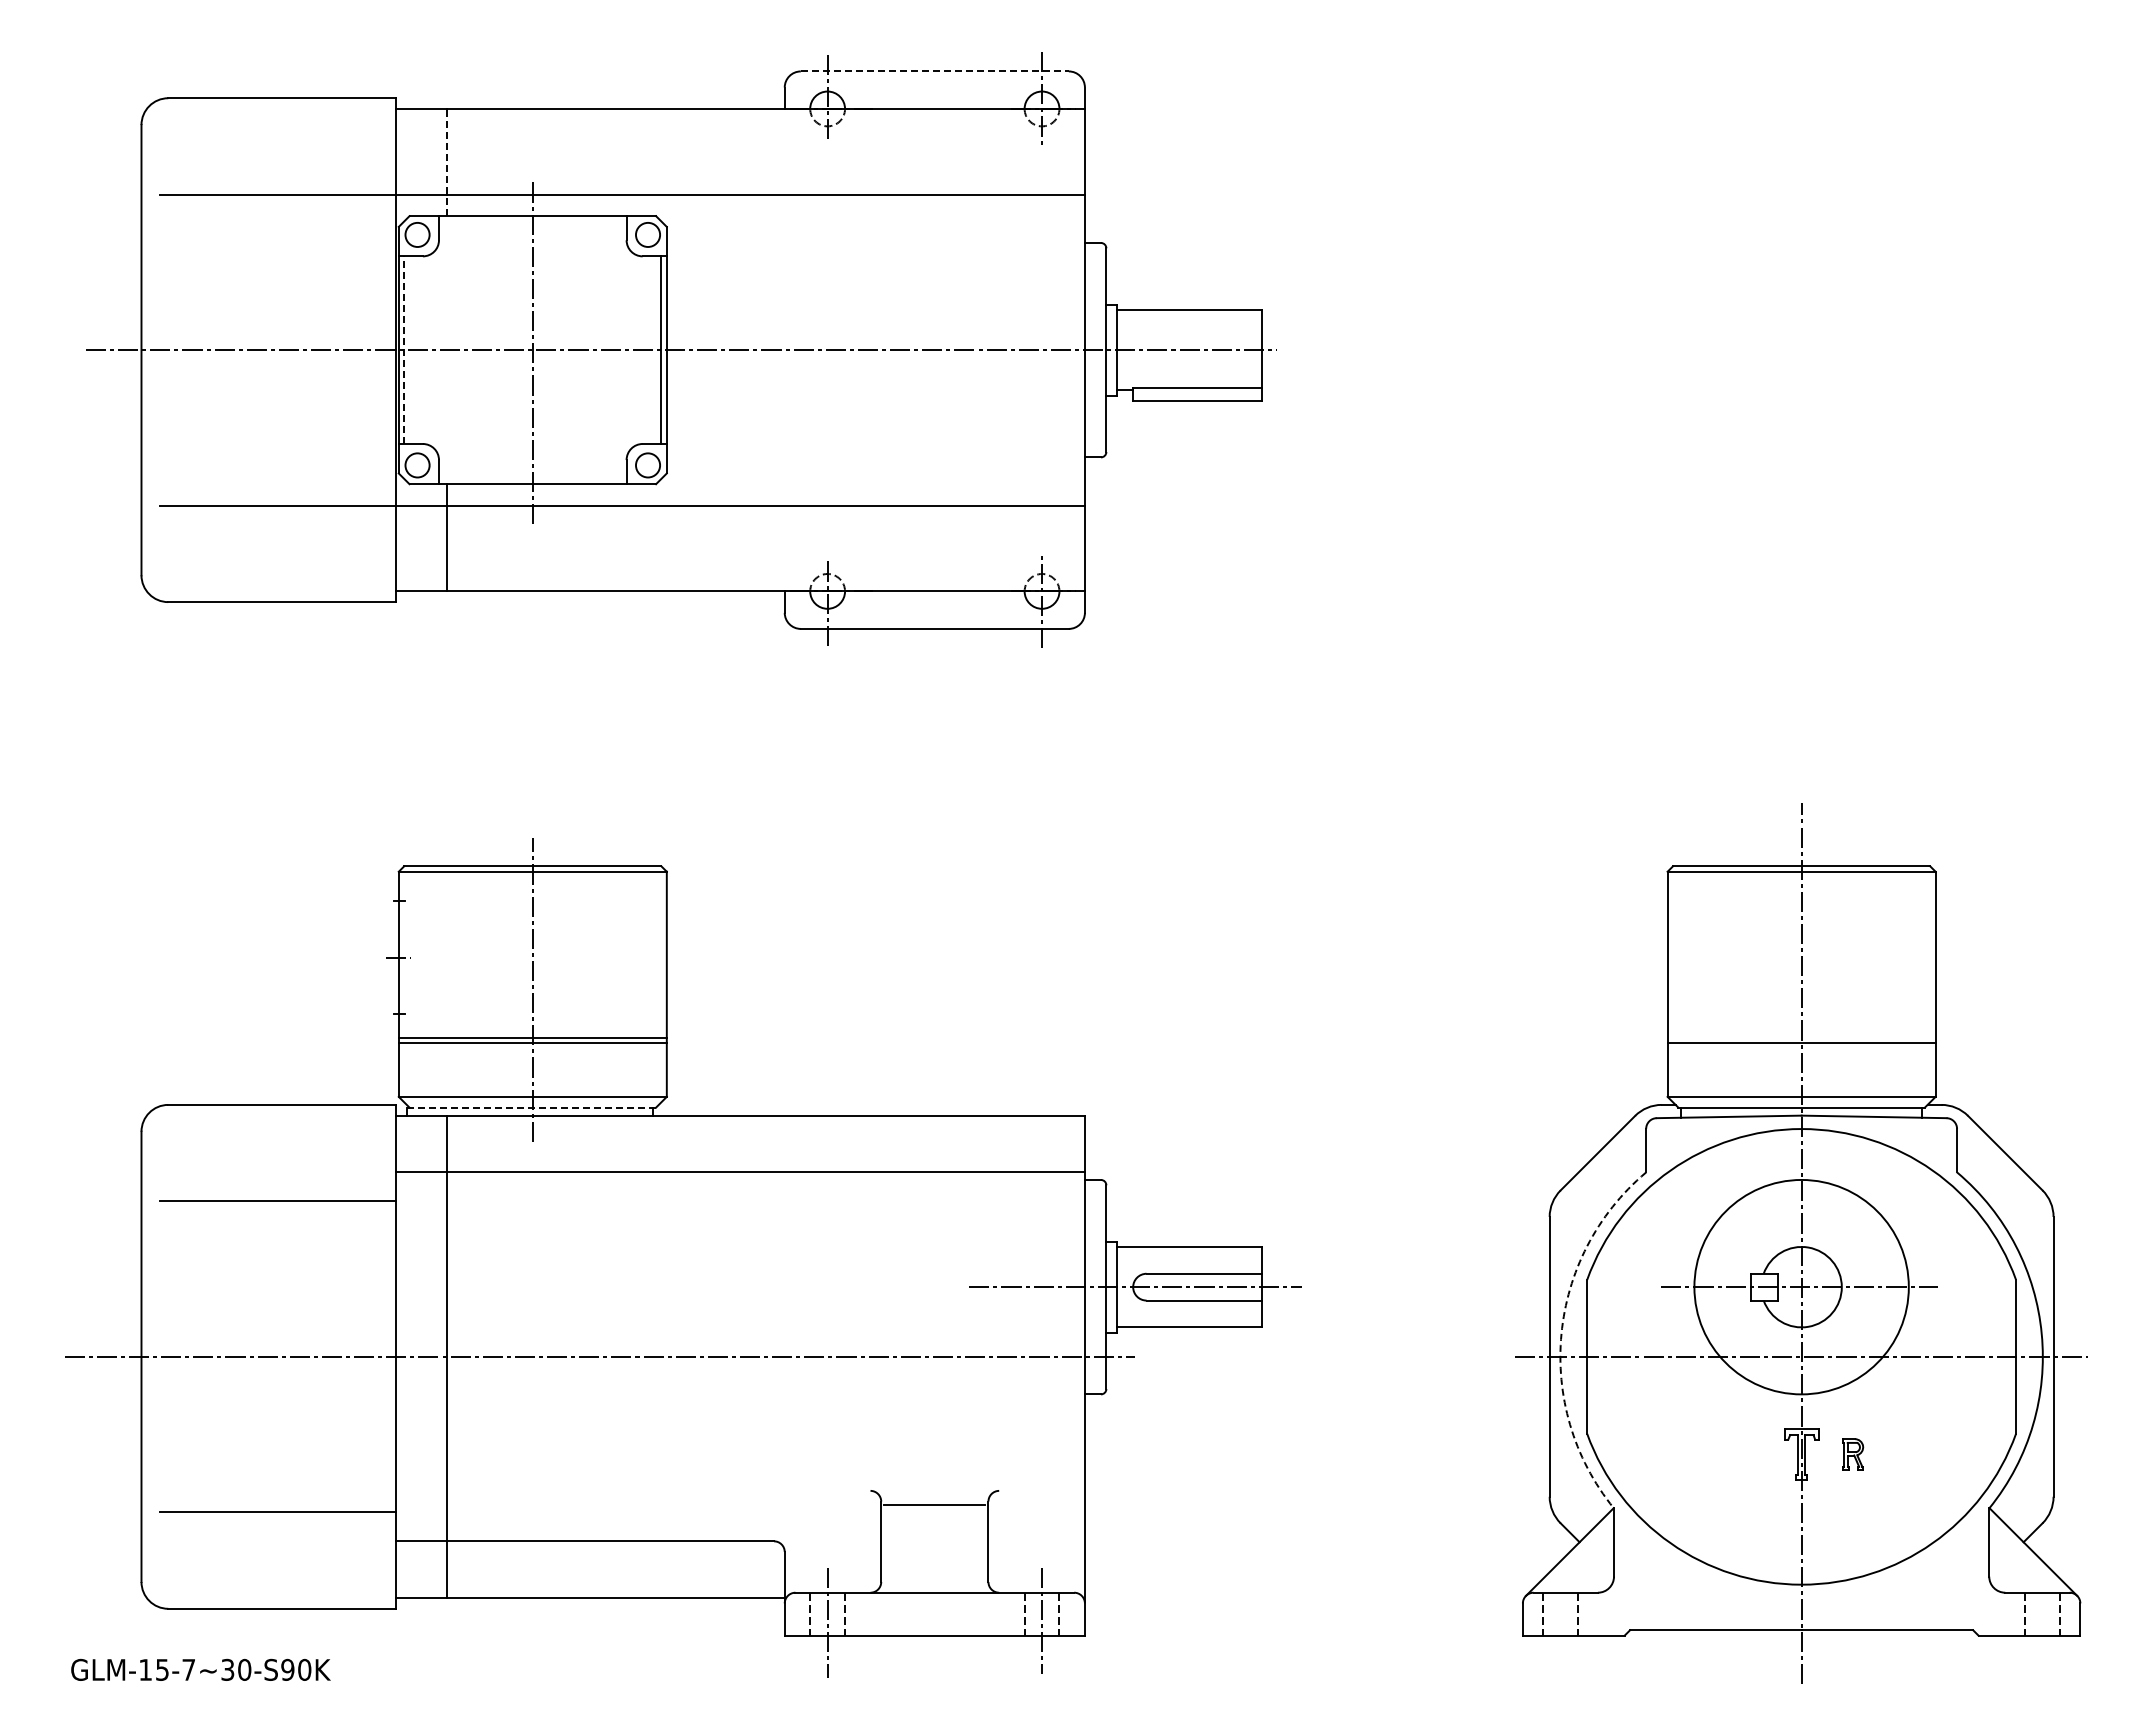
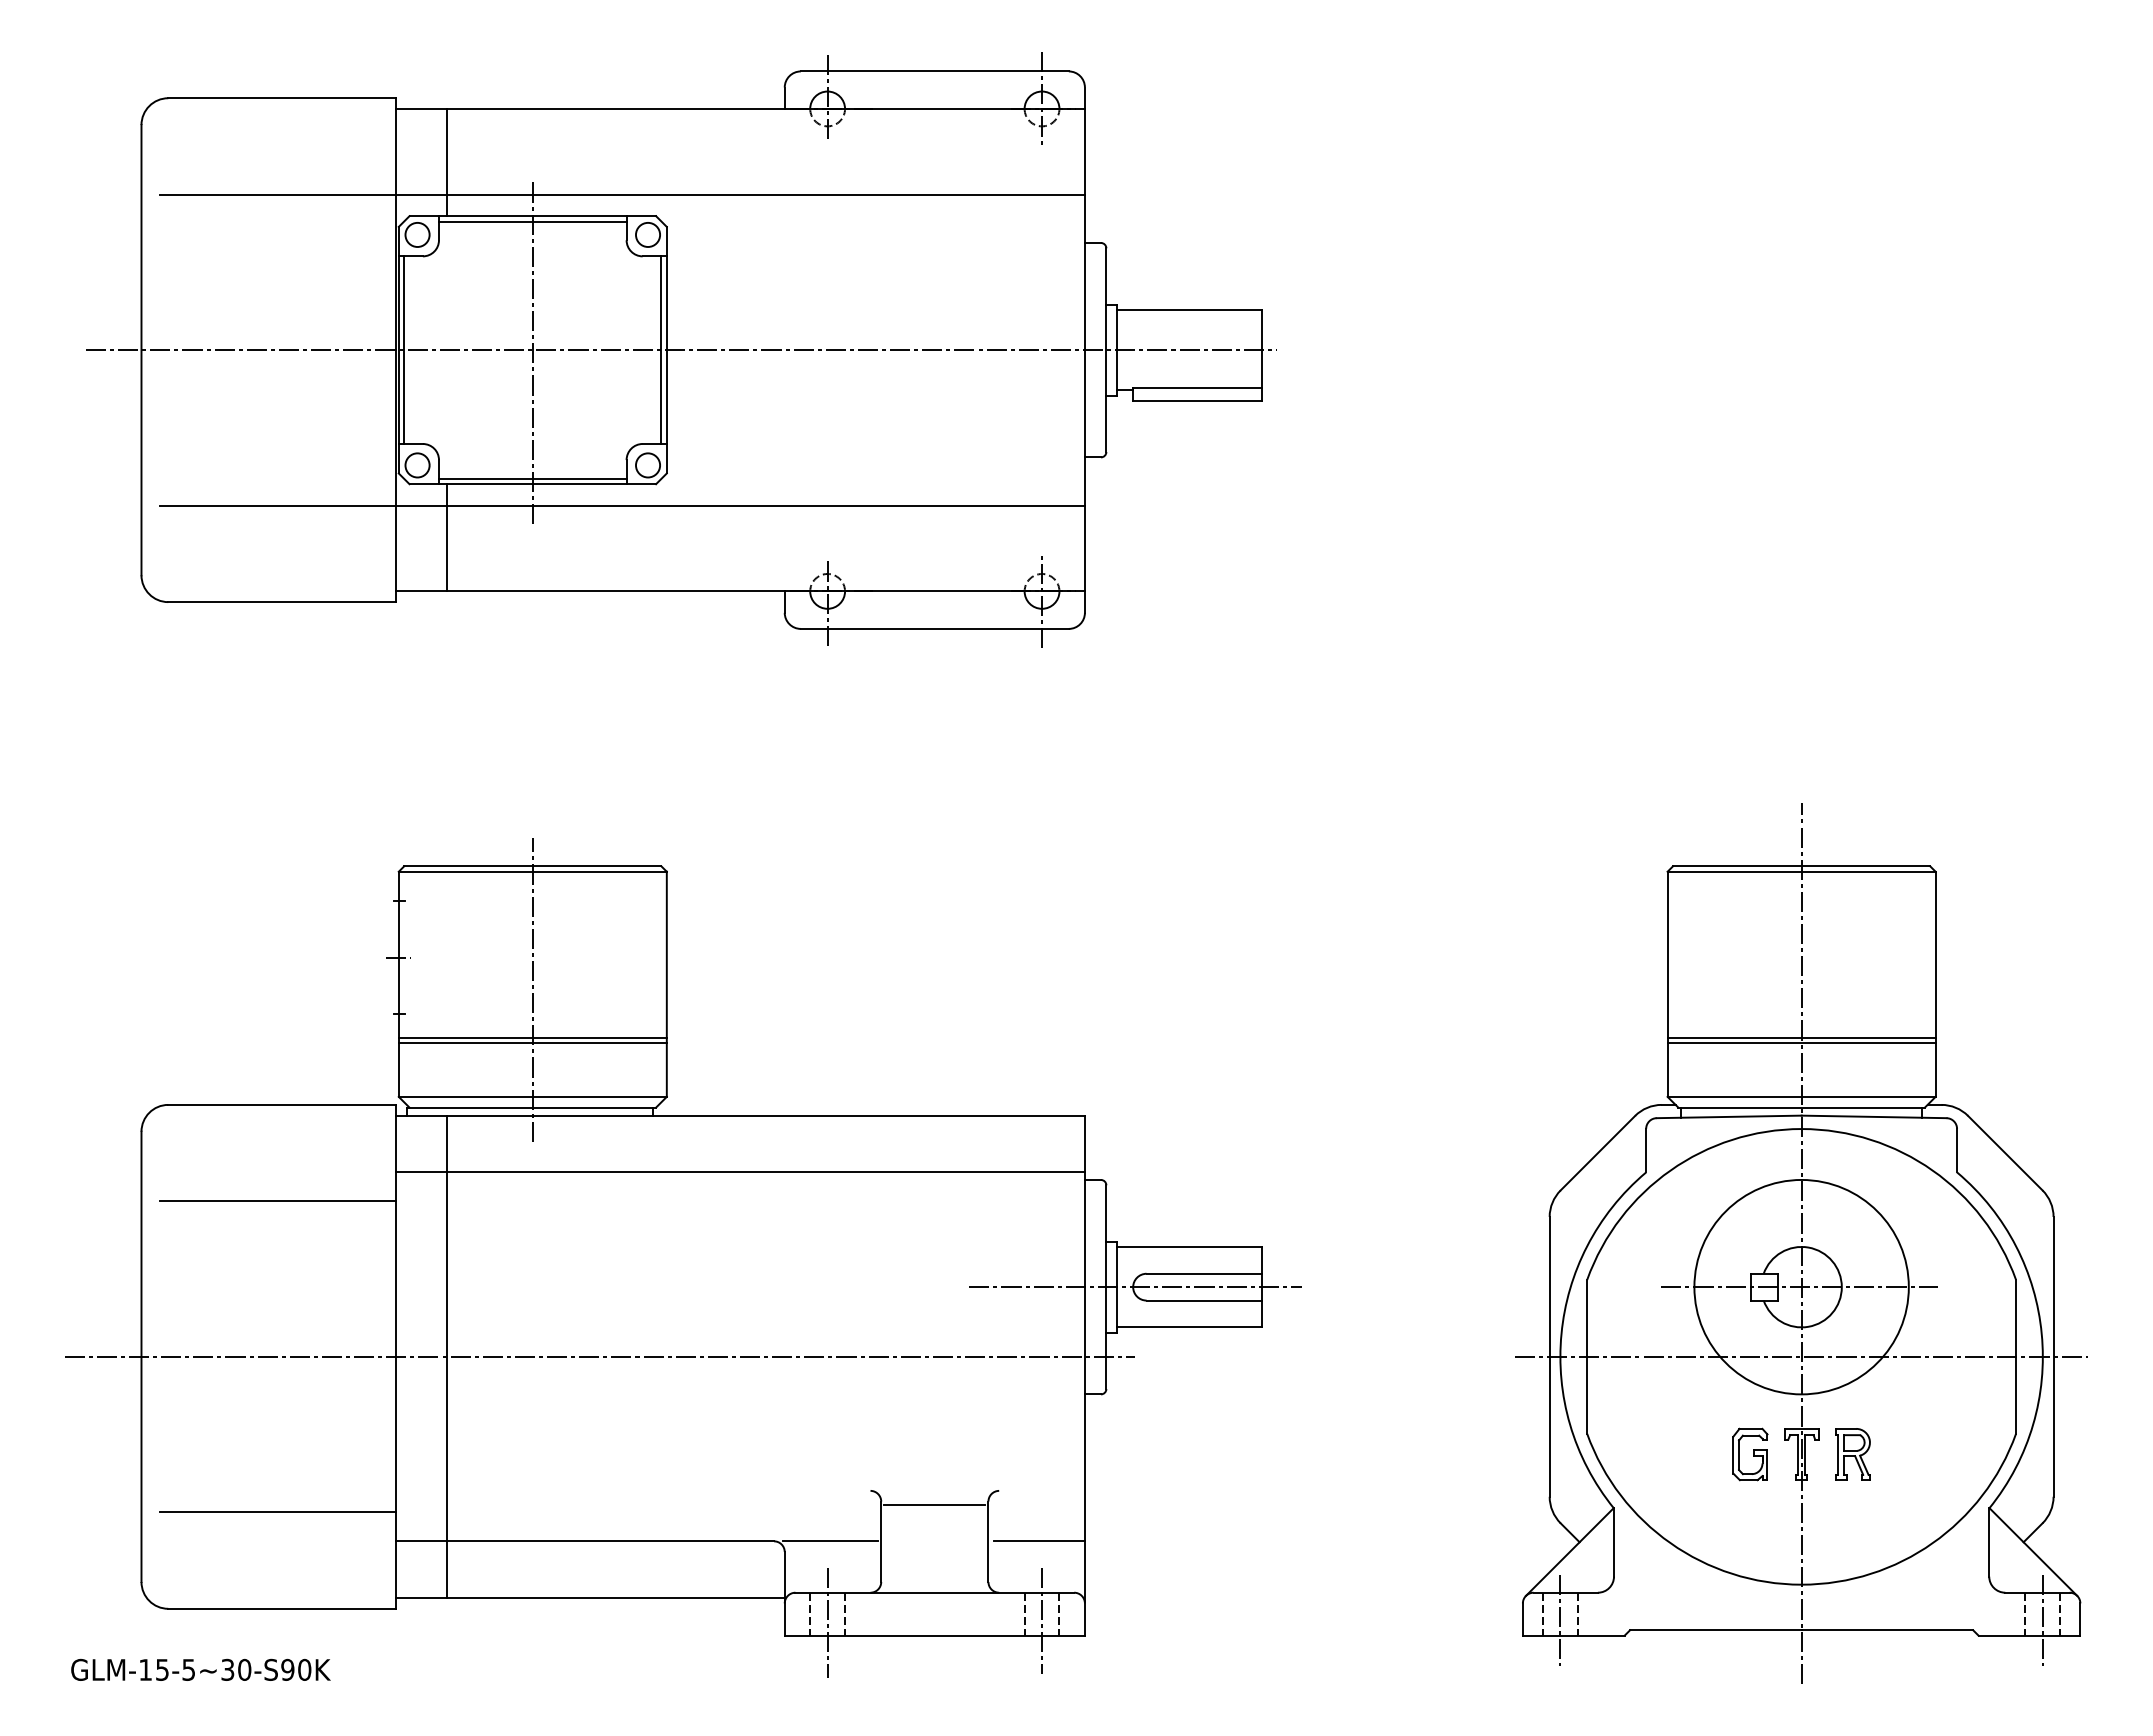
line: dashed -> solid (935, 71)
line: dashed -> solid (447, 162)
line: none -> present (532, 221)
line: dashed -> solid (404, 350)
line: none -> present (532, 478)
line: none -> present (1801, 1037)
line: dashed -> solid (531, 1107)
arc: dashed -> solid (1561, 1333)
part: none -> present (1750, 1454)
part size: 23x33 px -> 36x53 px (1852, 1454)
line: none -> present (830, 1541)
line: none -> present (1038, 1541)
line: none -> present (1560, 1620)
line: none -> present (2042, 1620)
text: GLM-15-7~30-S90K -> GLM-15-5~30-S90K (188, 1669)
